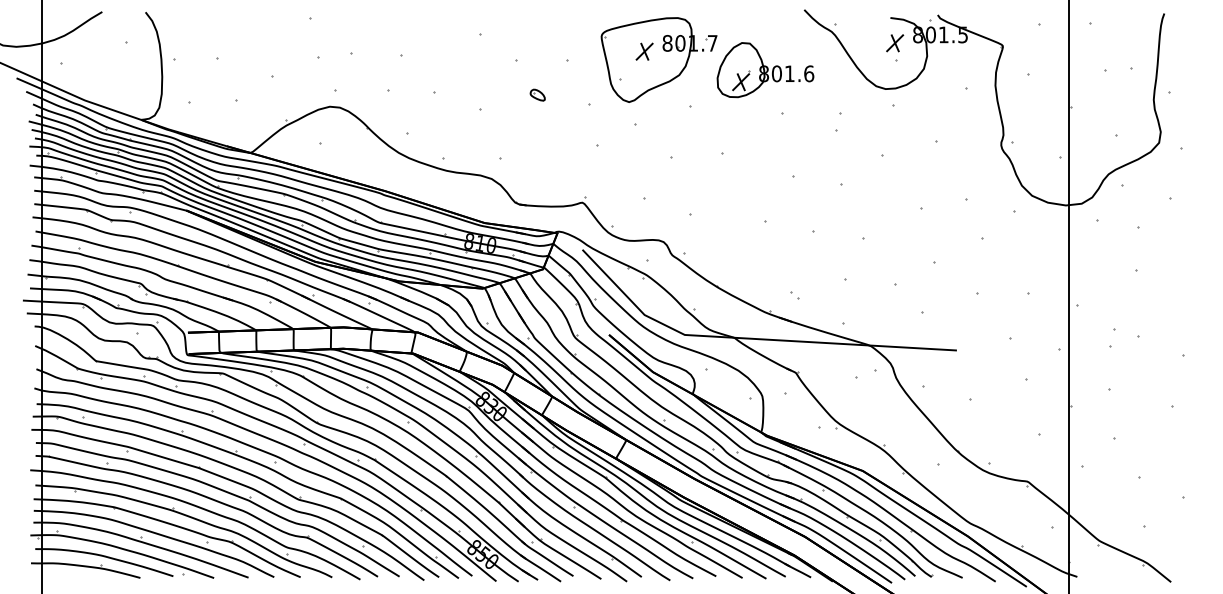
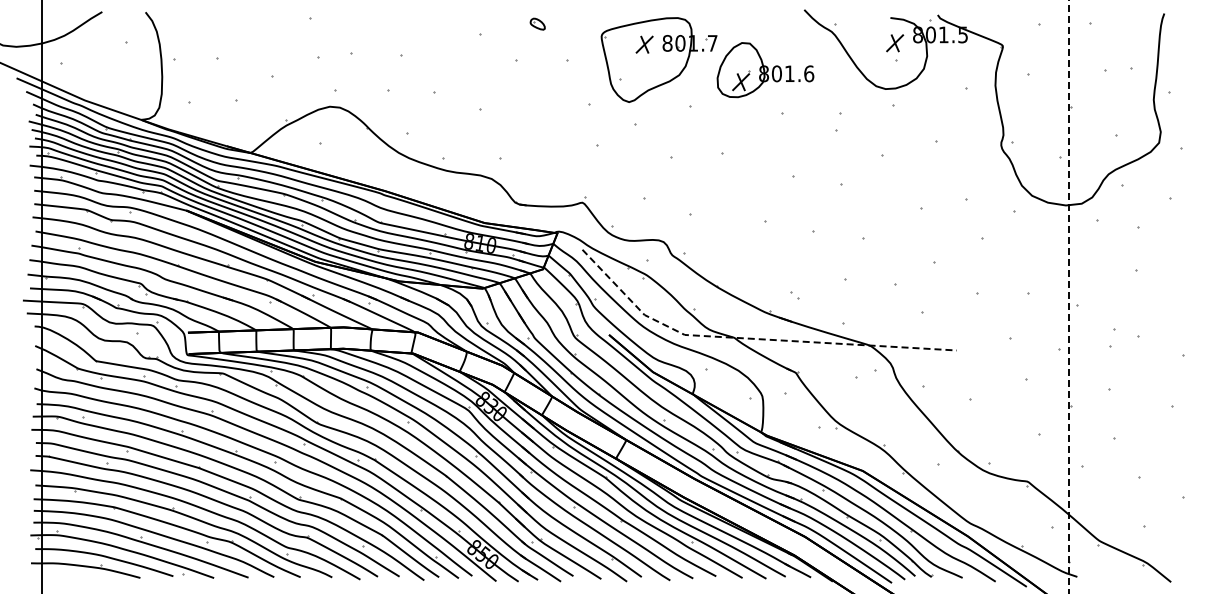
part position: (644, 51) -> (644, 44) (644, 44)
part position: (537, 94) -> (537, 23) (537, 23)
line: solid -> dashed (1068, 297)
line: solid -> dashed (752, 338)
